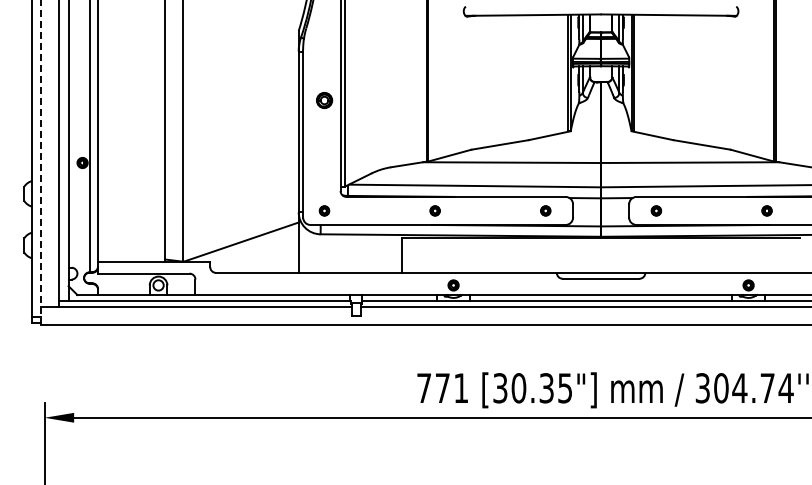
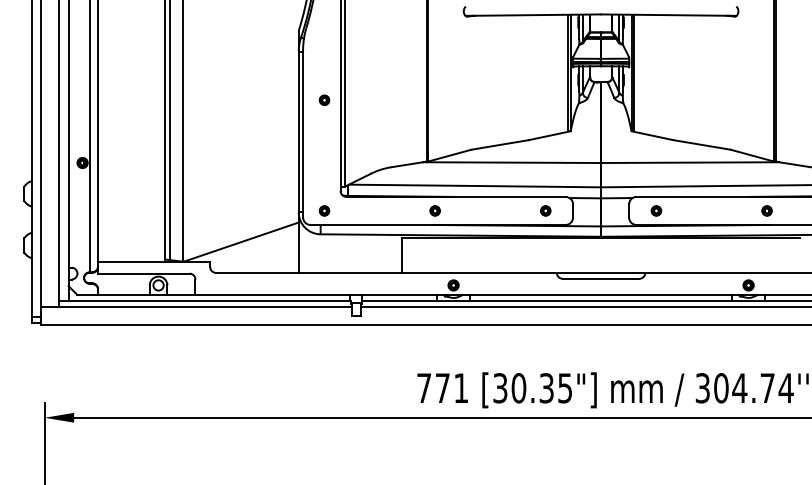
part size: 18x18 px -> 13x12 px (324, 99)
line: none -> present (170, 131)
line: dashed -> solid (41, 162)
